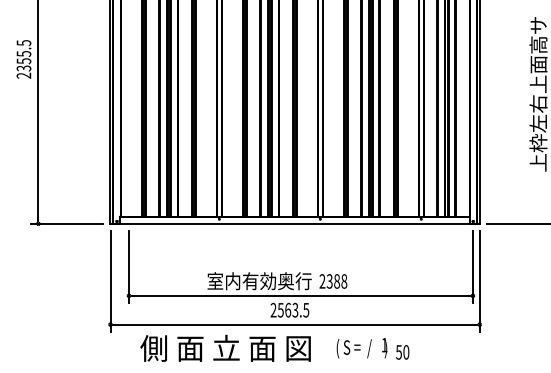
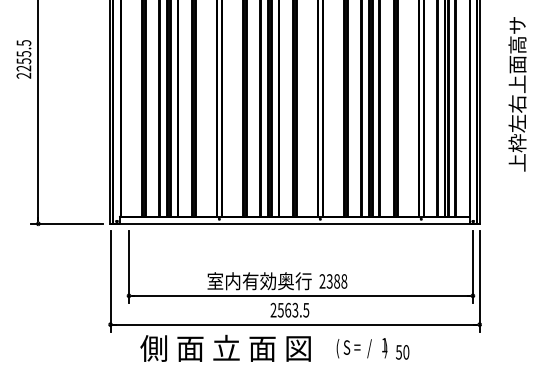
text: 2355.5 -> 2255.5 (24, 68)
text position: (538, 94) -> (517, 94) (517, 94)
line: present -> none (517, 223)
